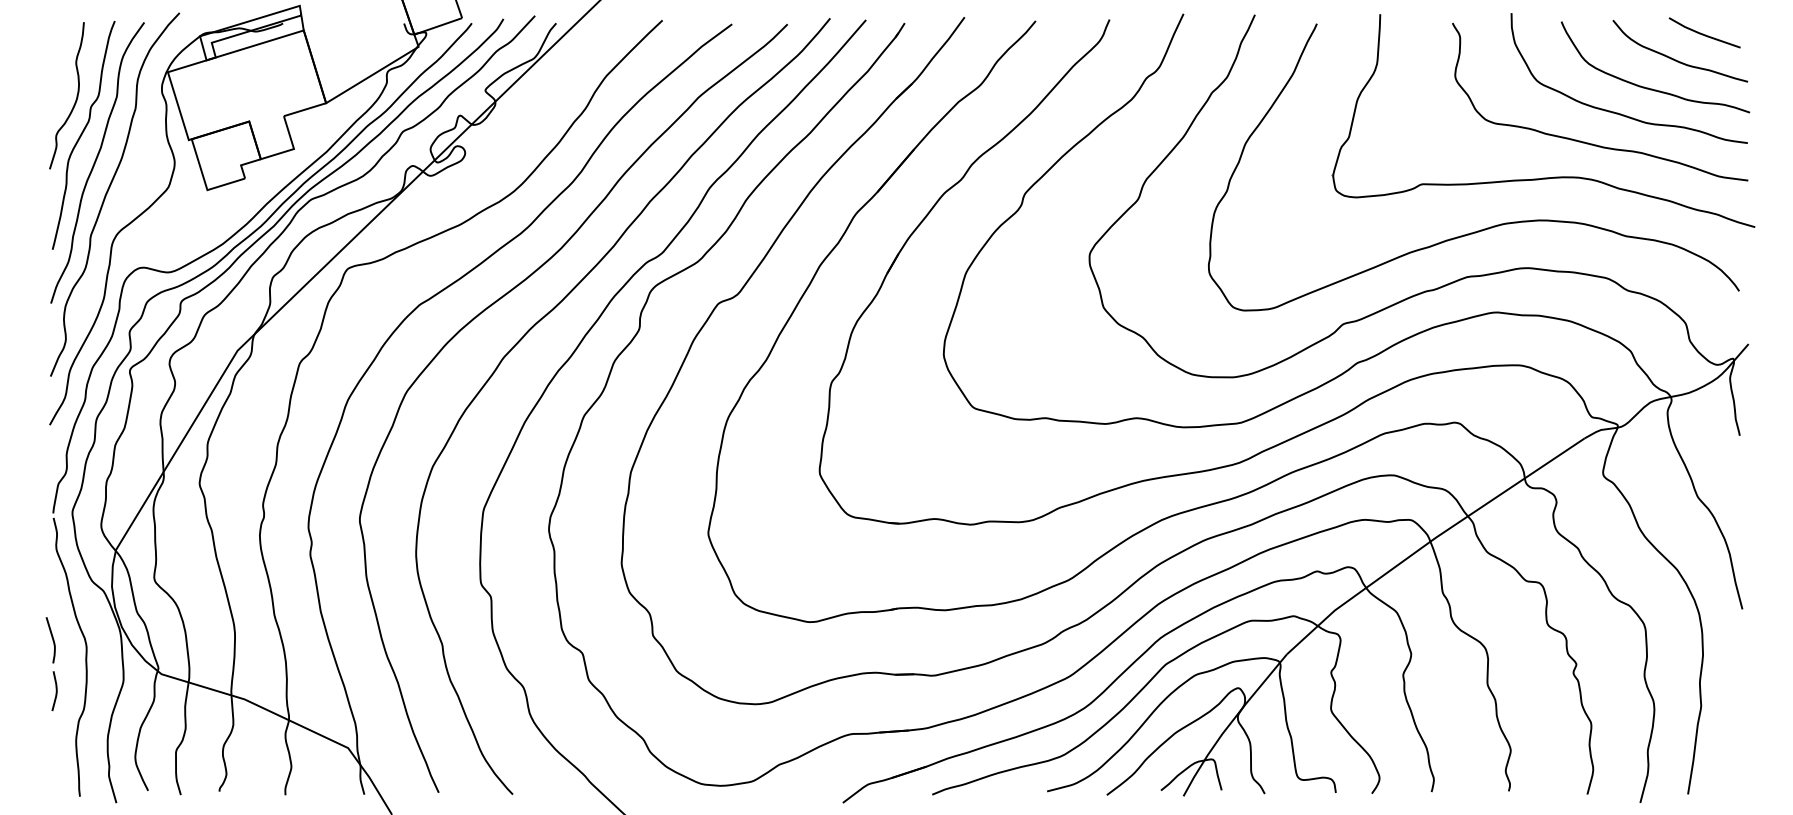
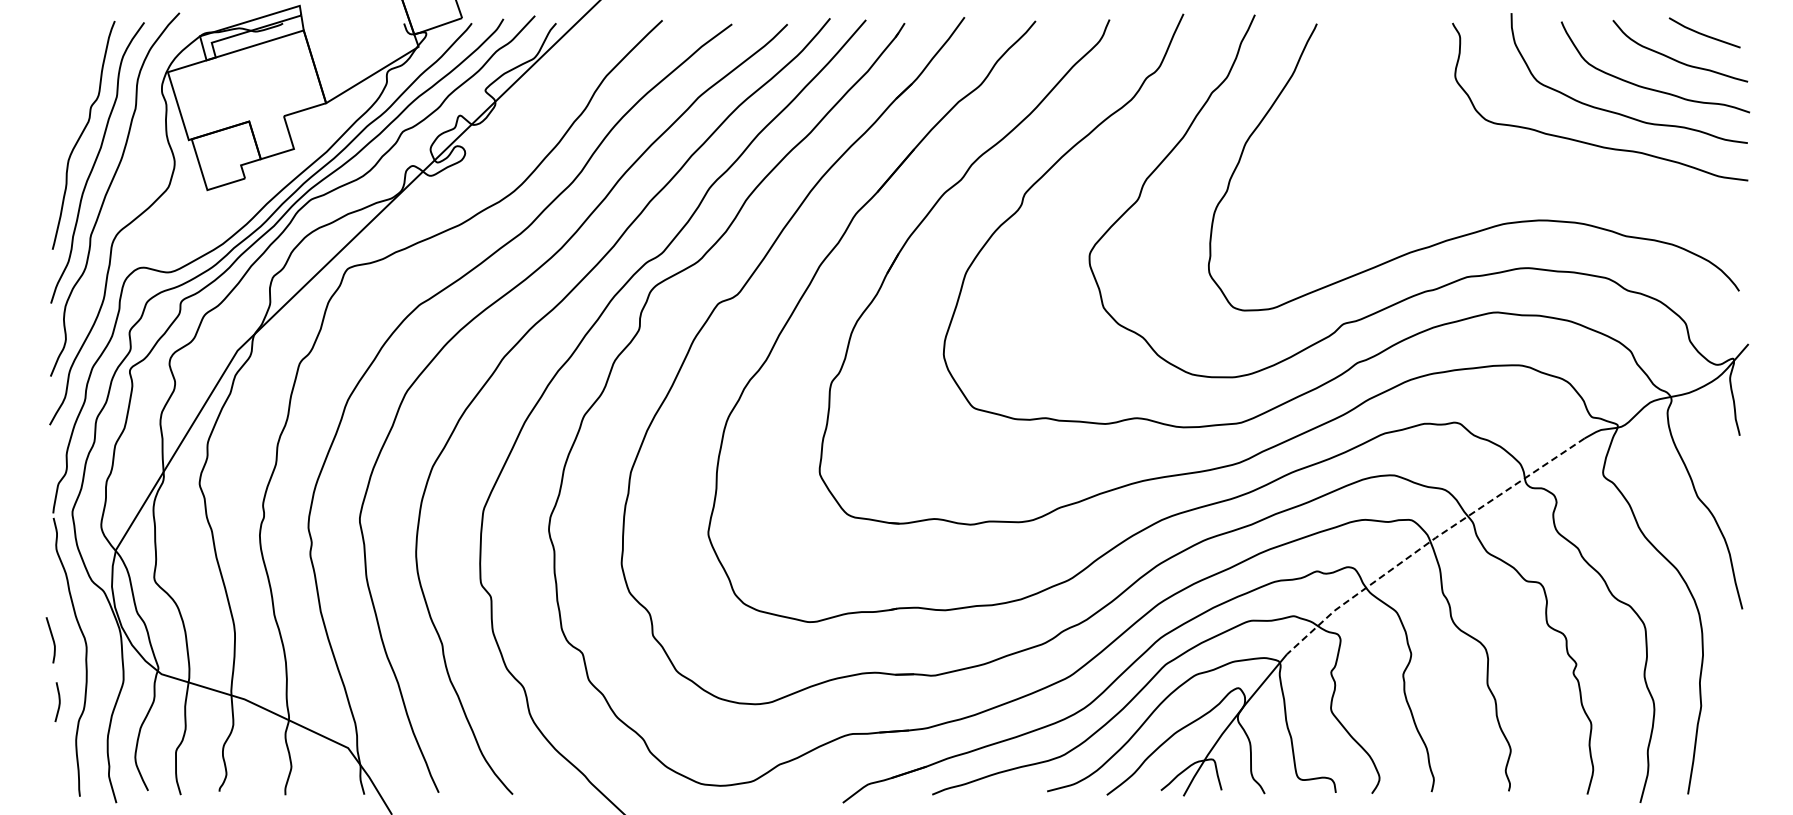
curve: present -> none (75, 99)
part: present -> none (1543, 177)
line: solid -> dashed (1431, 540)
curve position: (55, 691) -> (58, 702) (58, 702)
